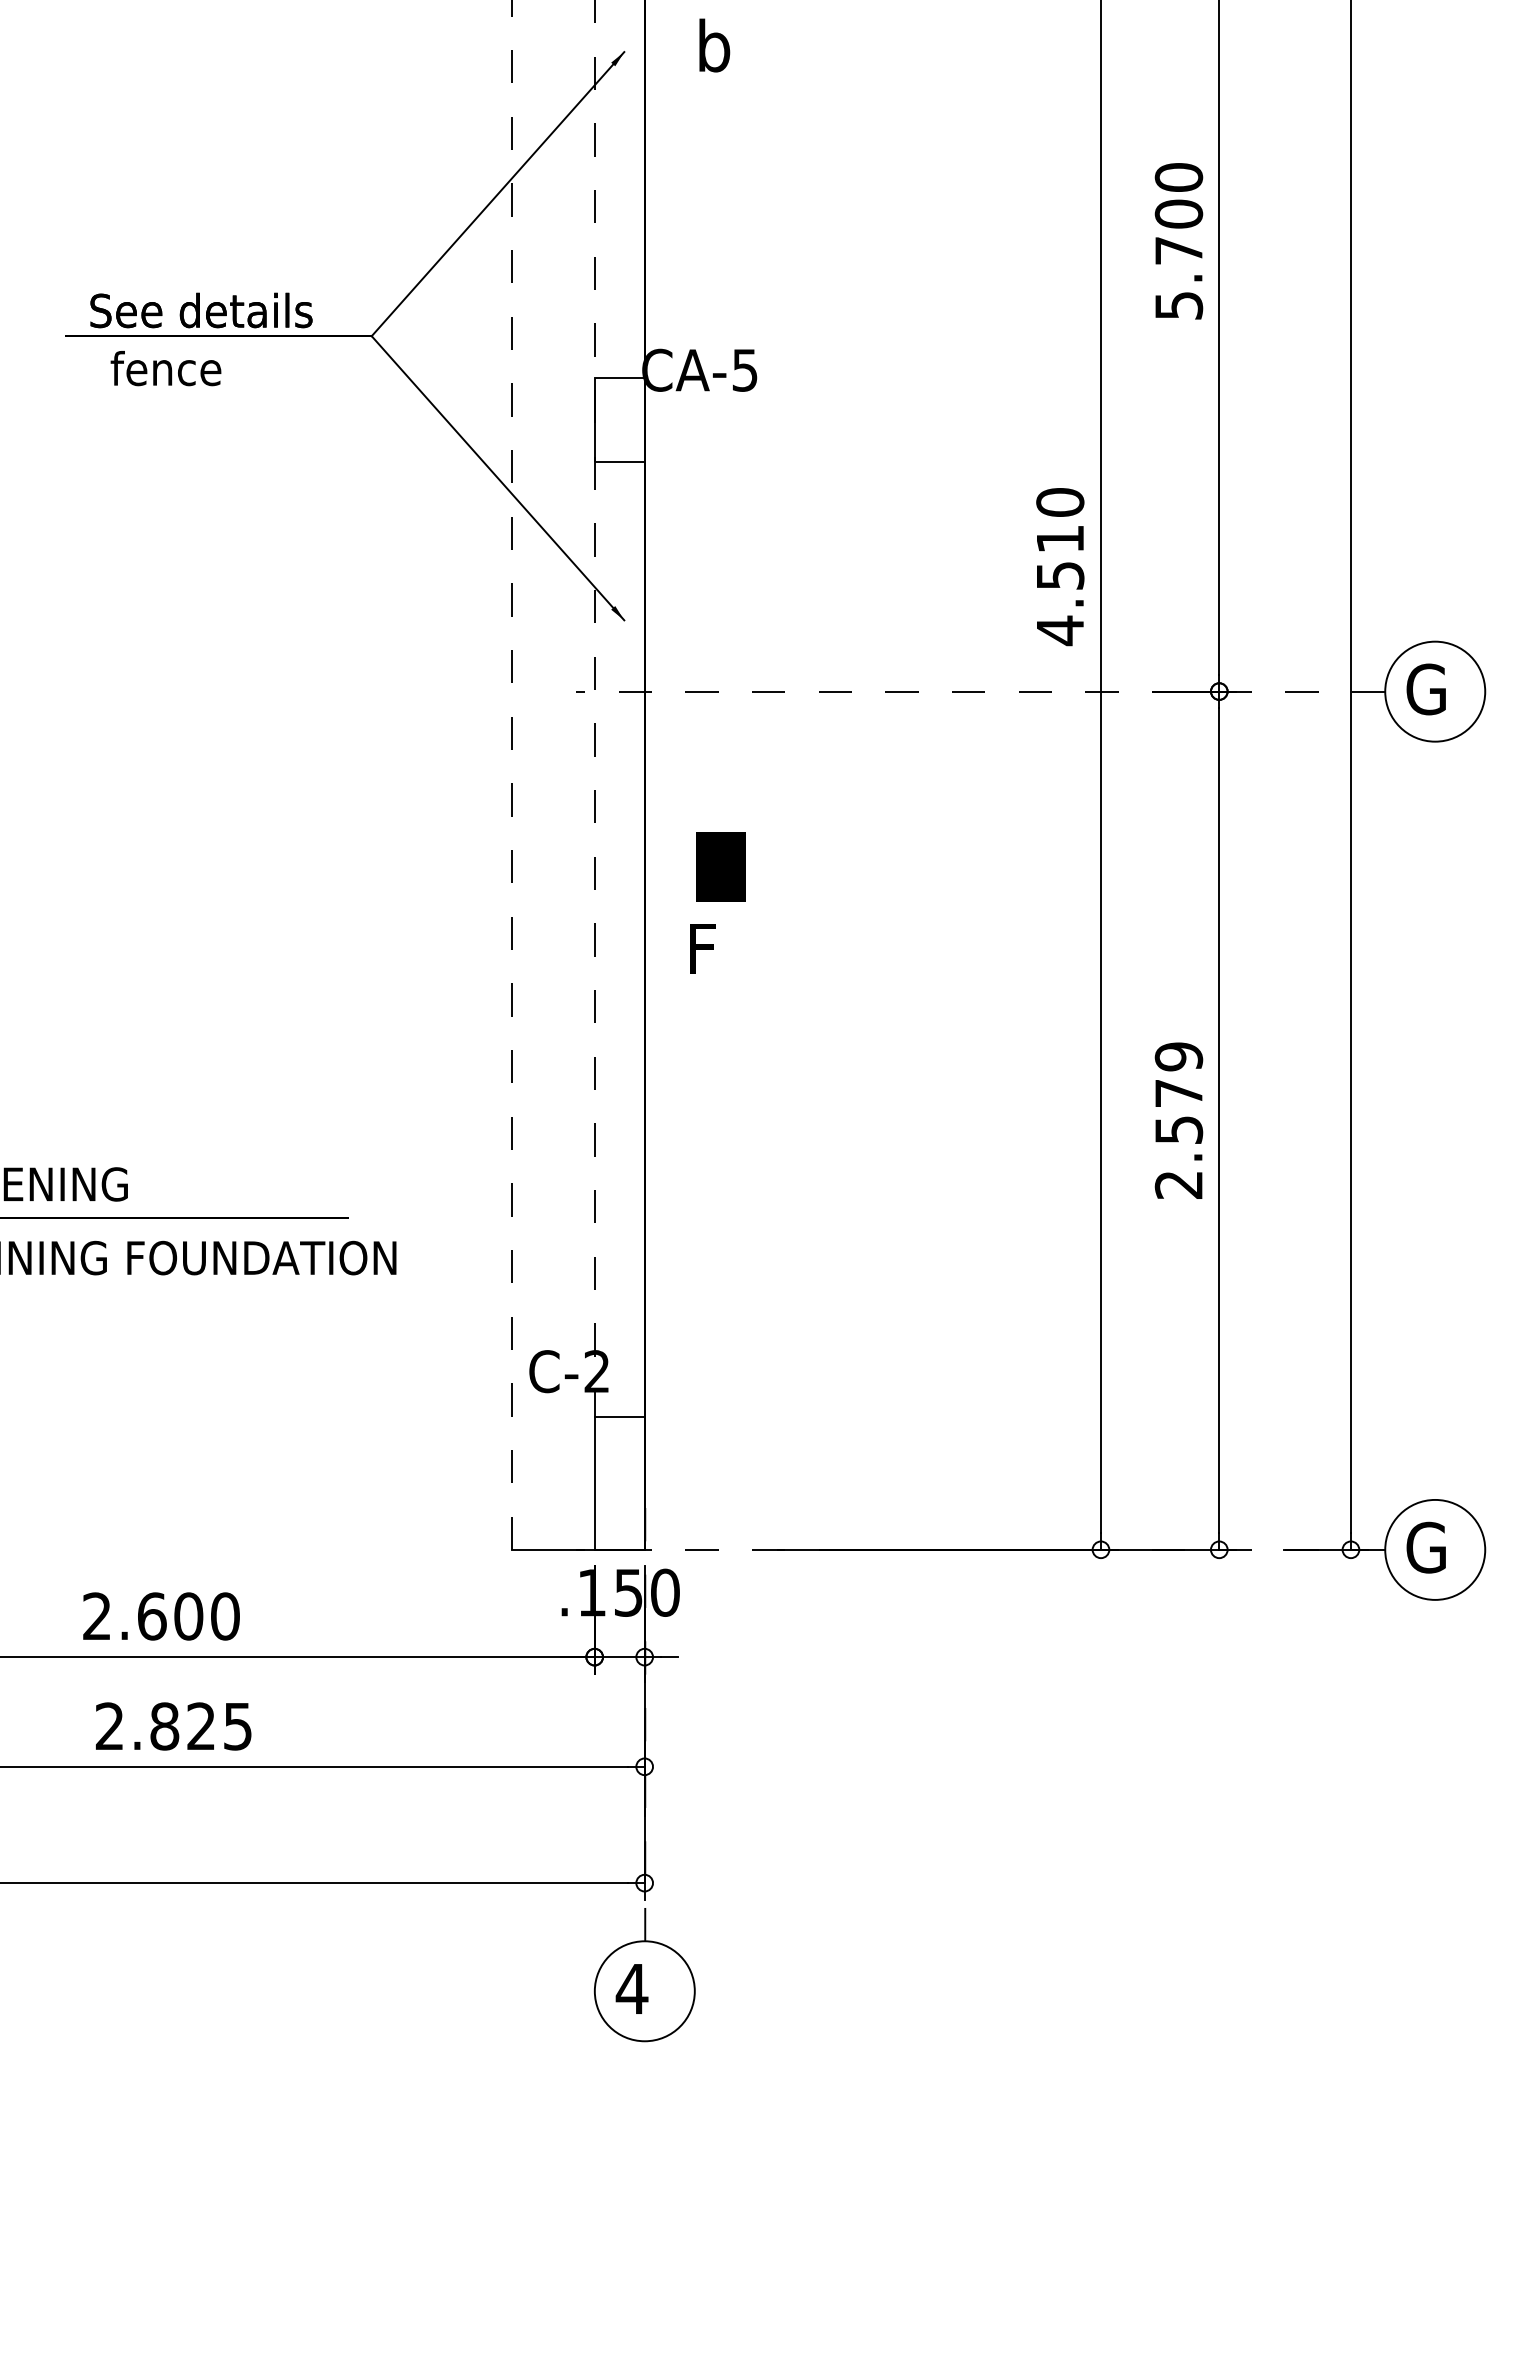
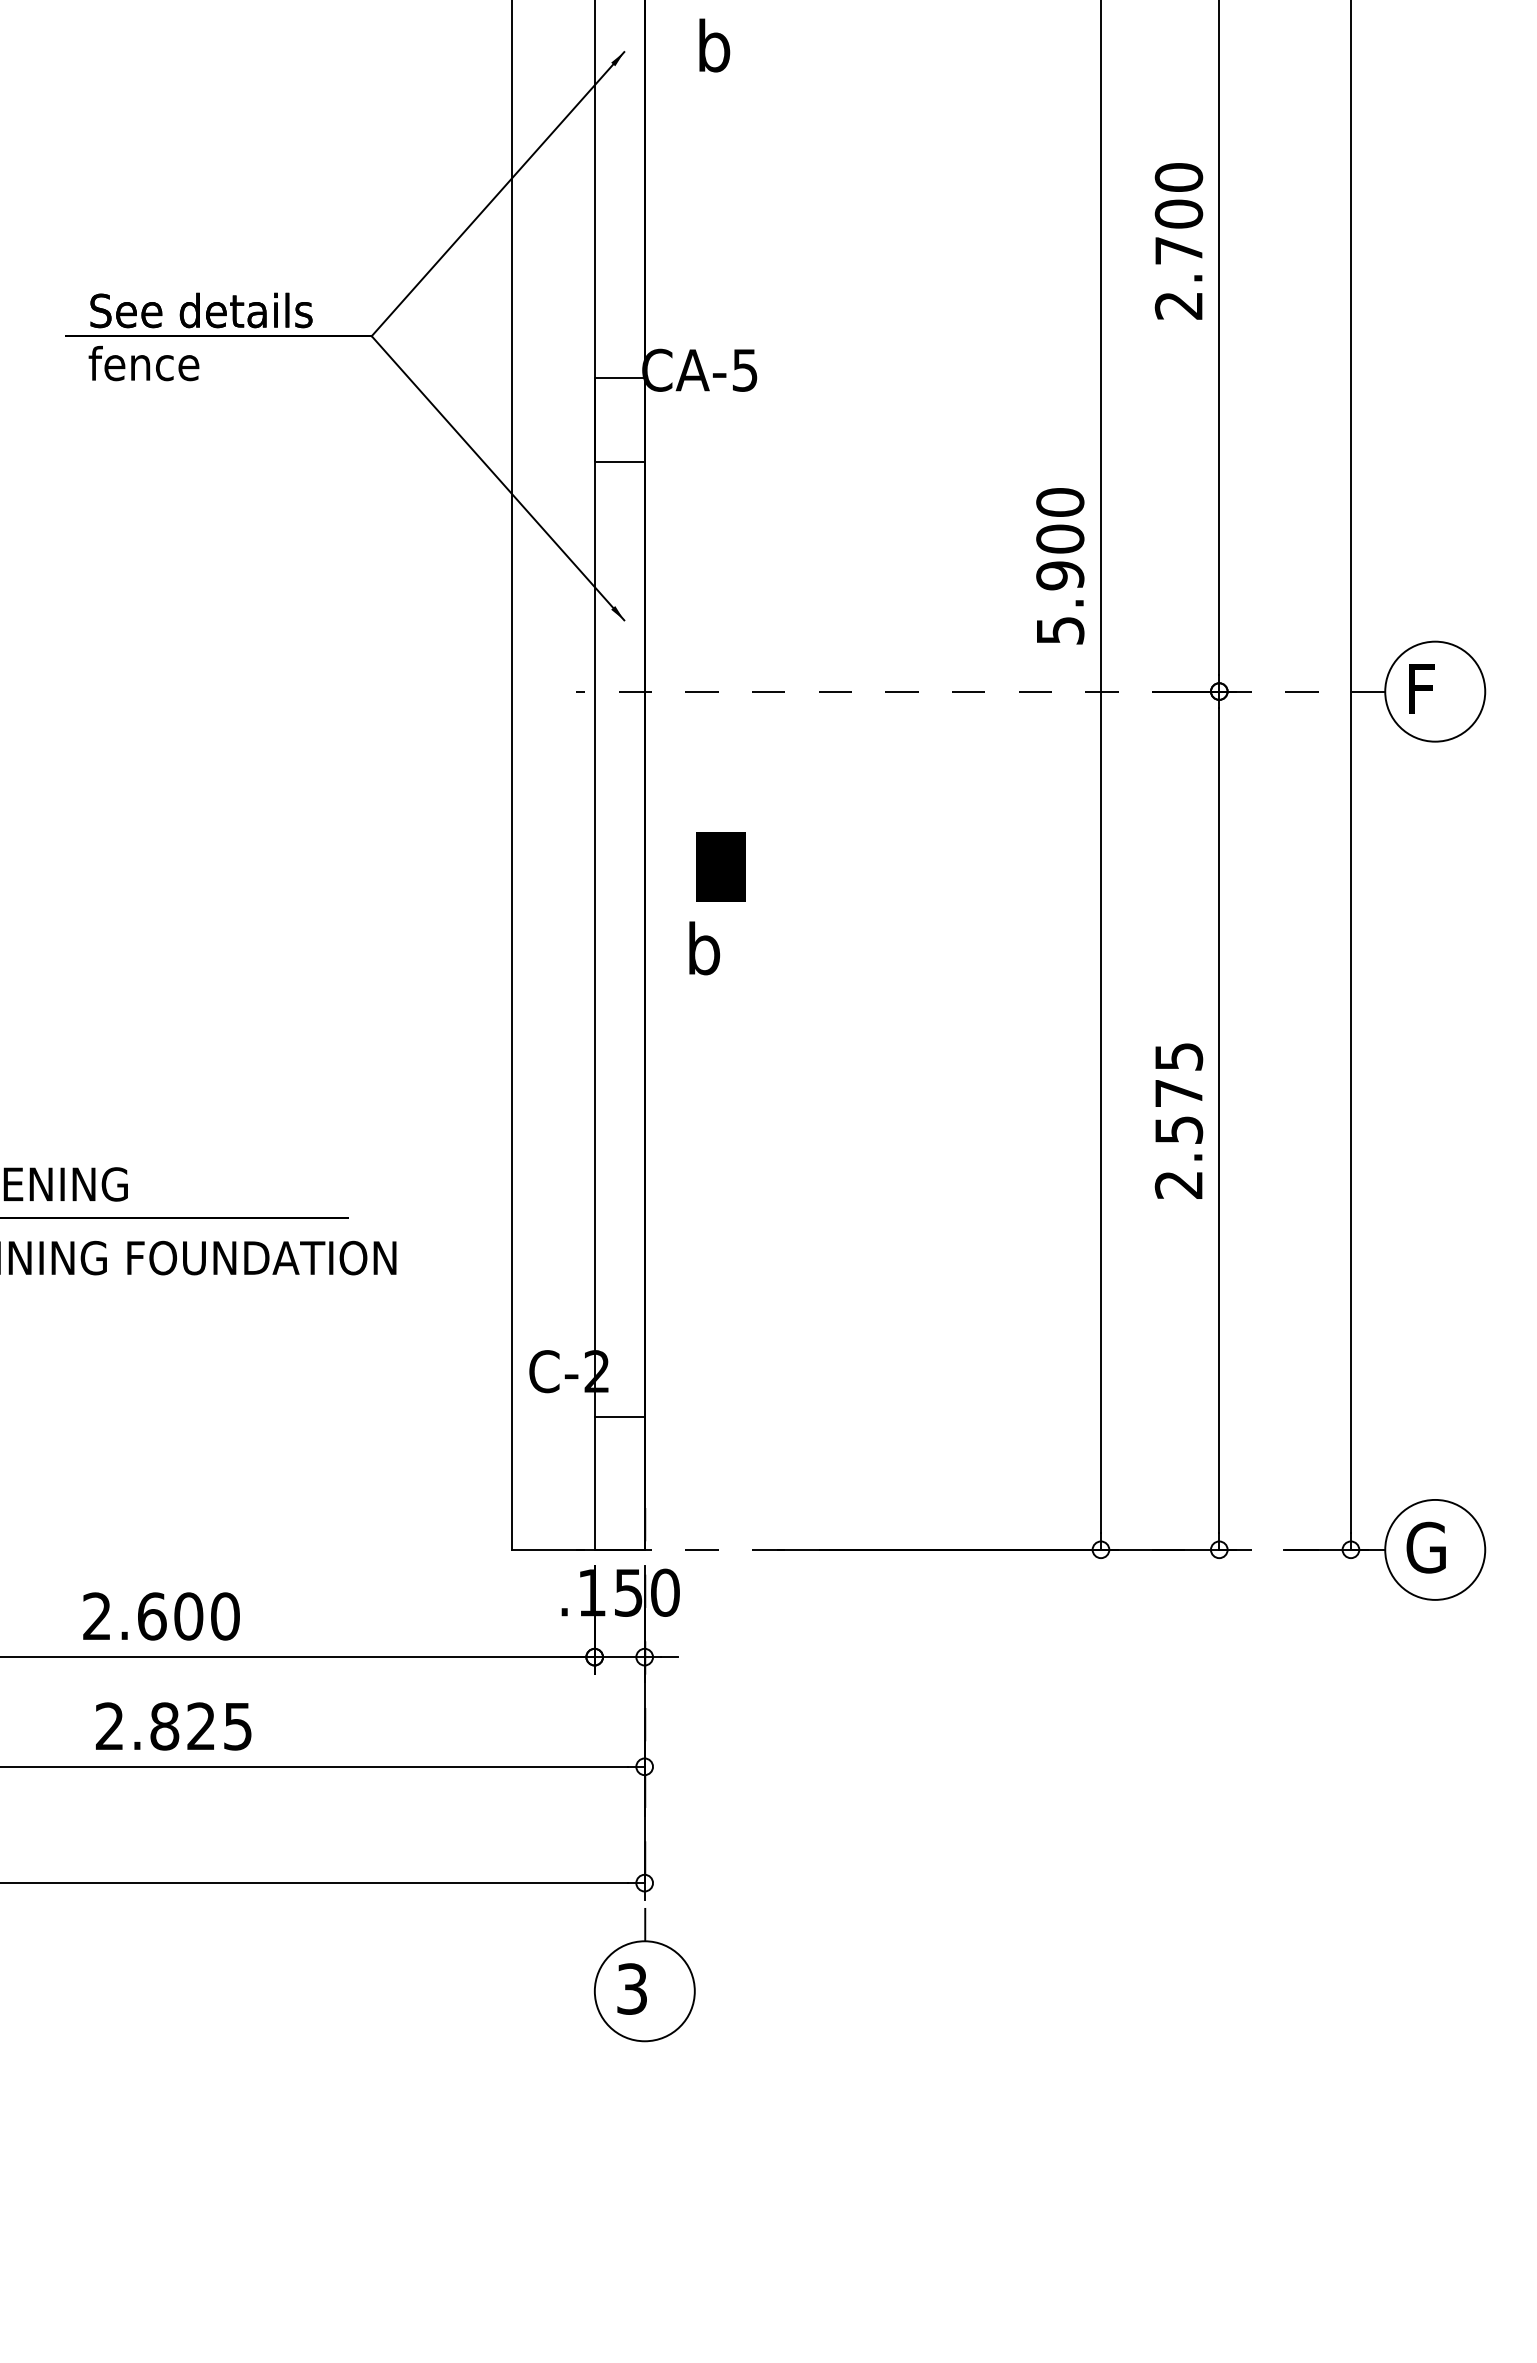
text: 5.700 -> 2.700 (1178, 305)
text position: (165, 368) -> (143, 363) (143, 363)
text: 4.510 -> 5.900 (1060, 585)
text: G -> F (1425, 689)
line: dashed -> solid (594, 708)
line: dashed -> solid (511, 775)
text: F -> b (704, 948)
text: 2.579 -> 2.575 (1178, 1056)
text: 4 -> 3 (631, 1988)
